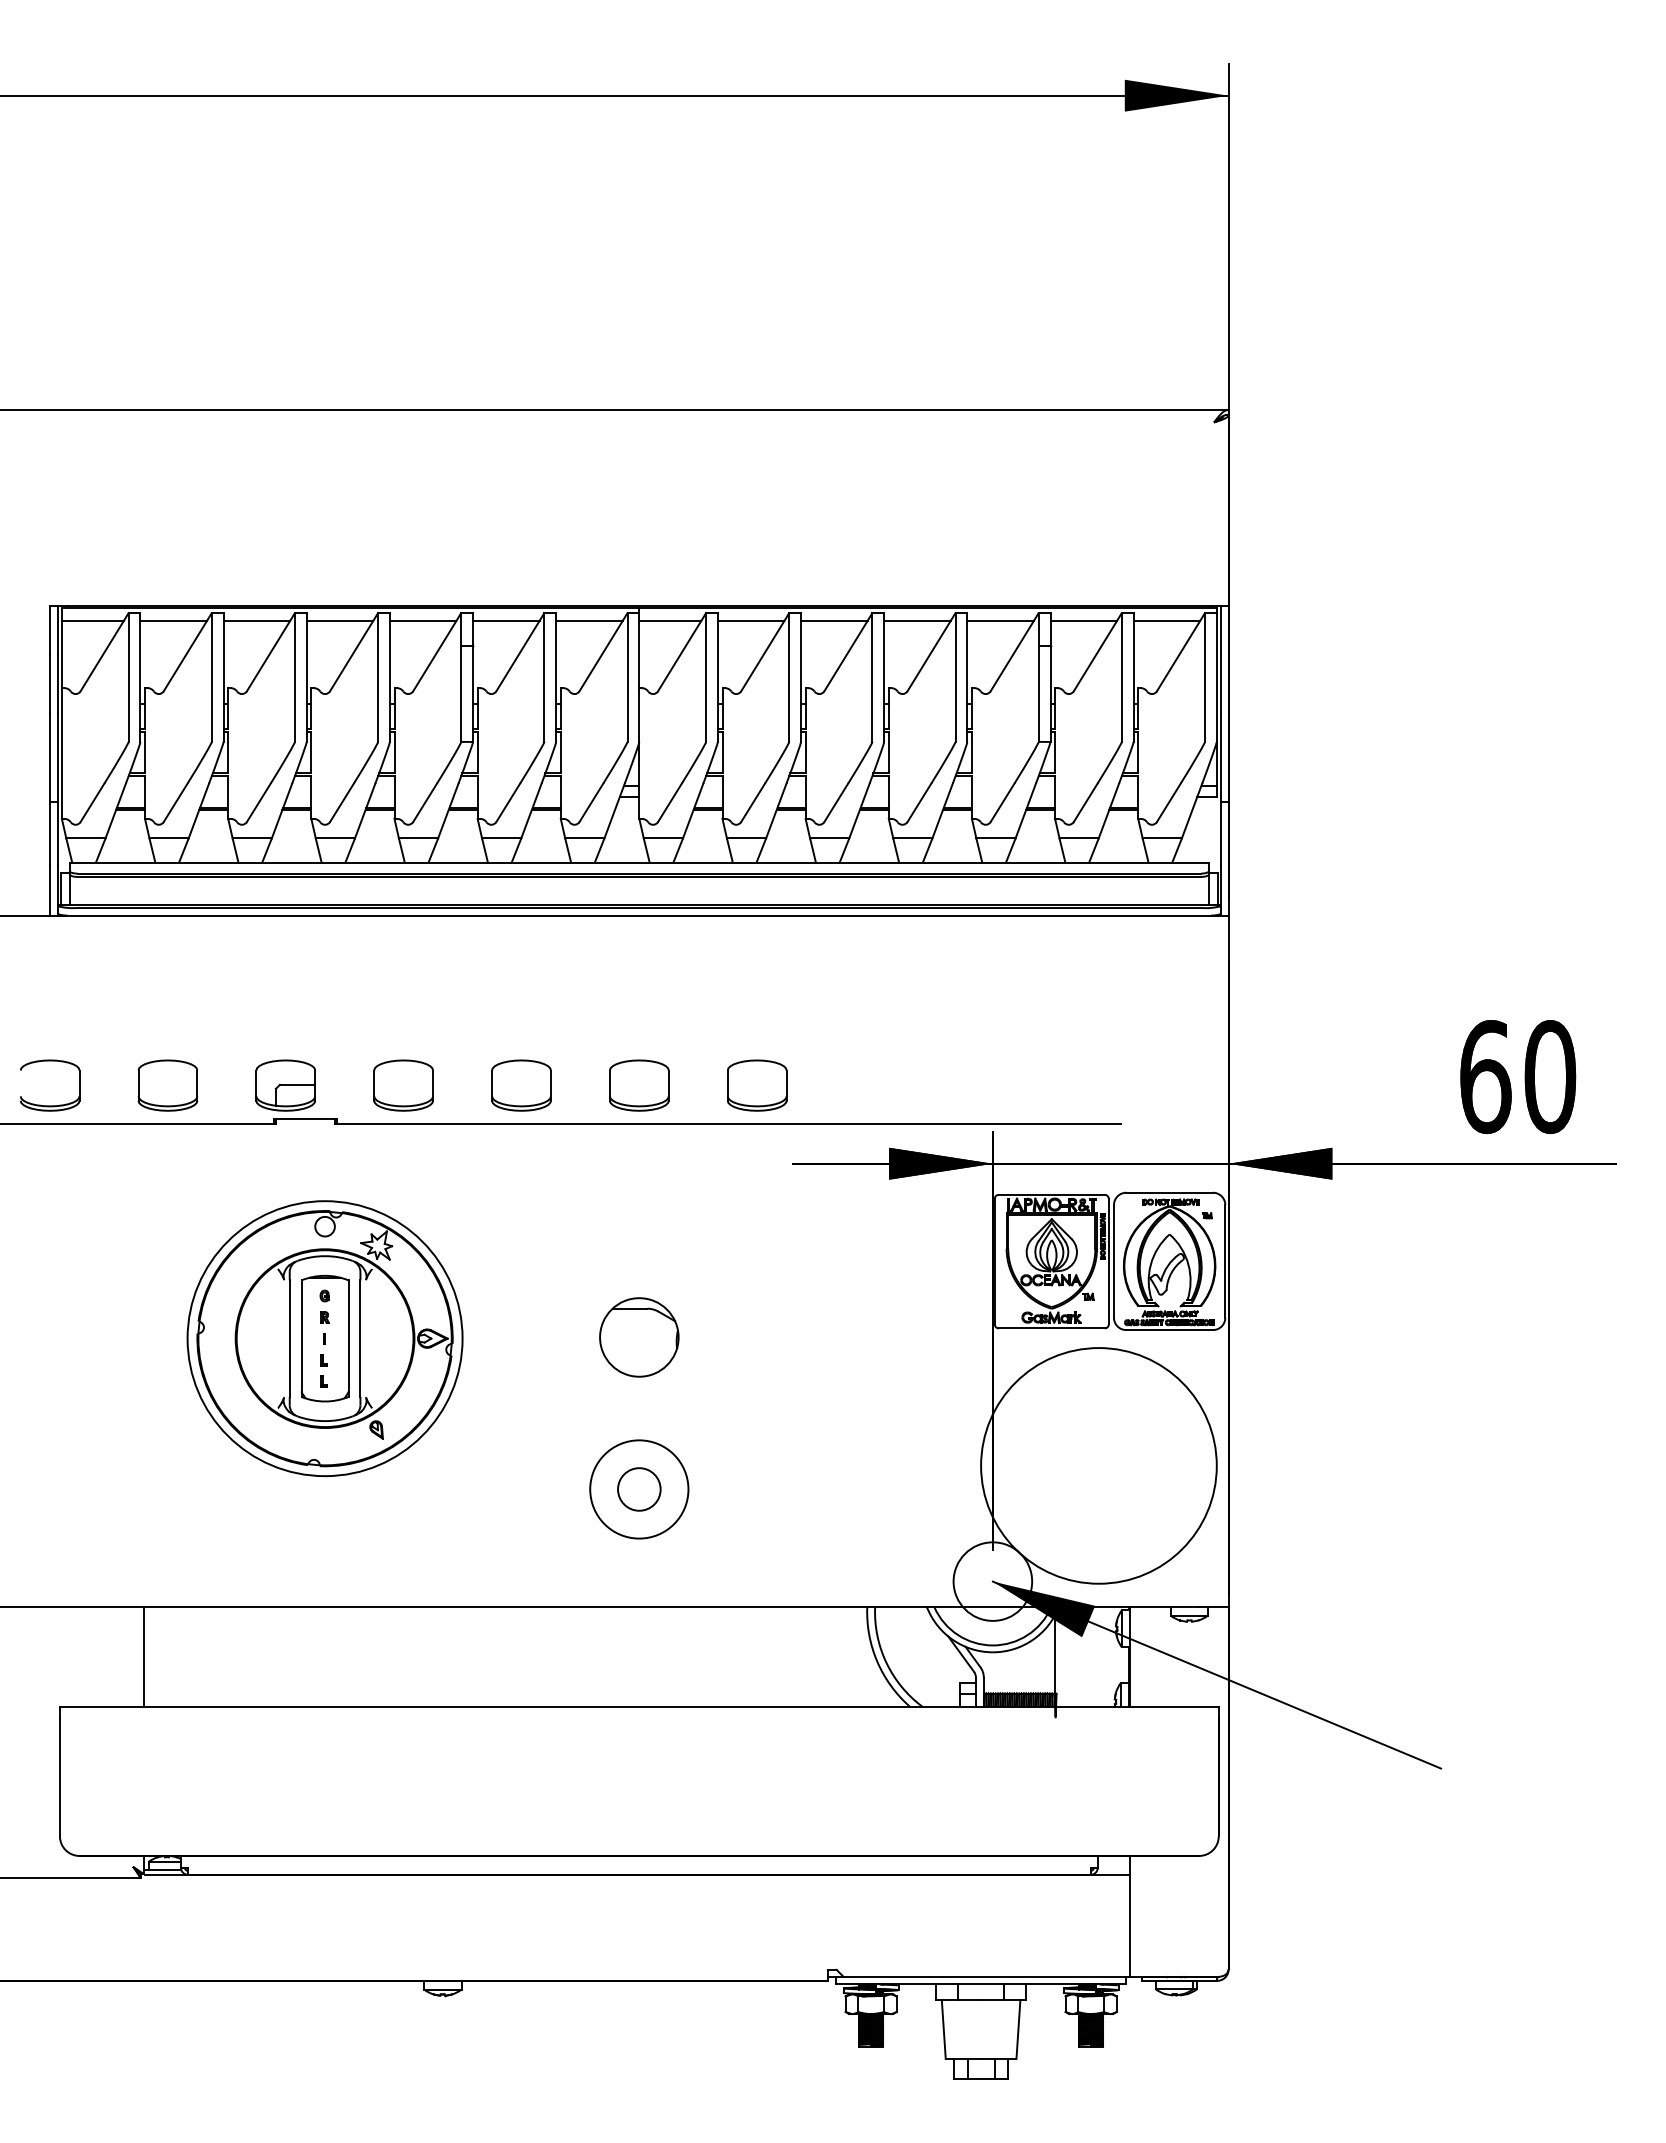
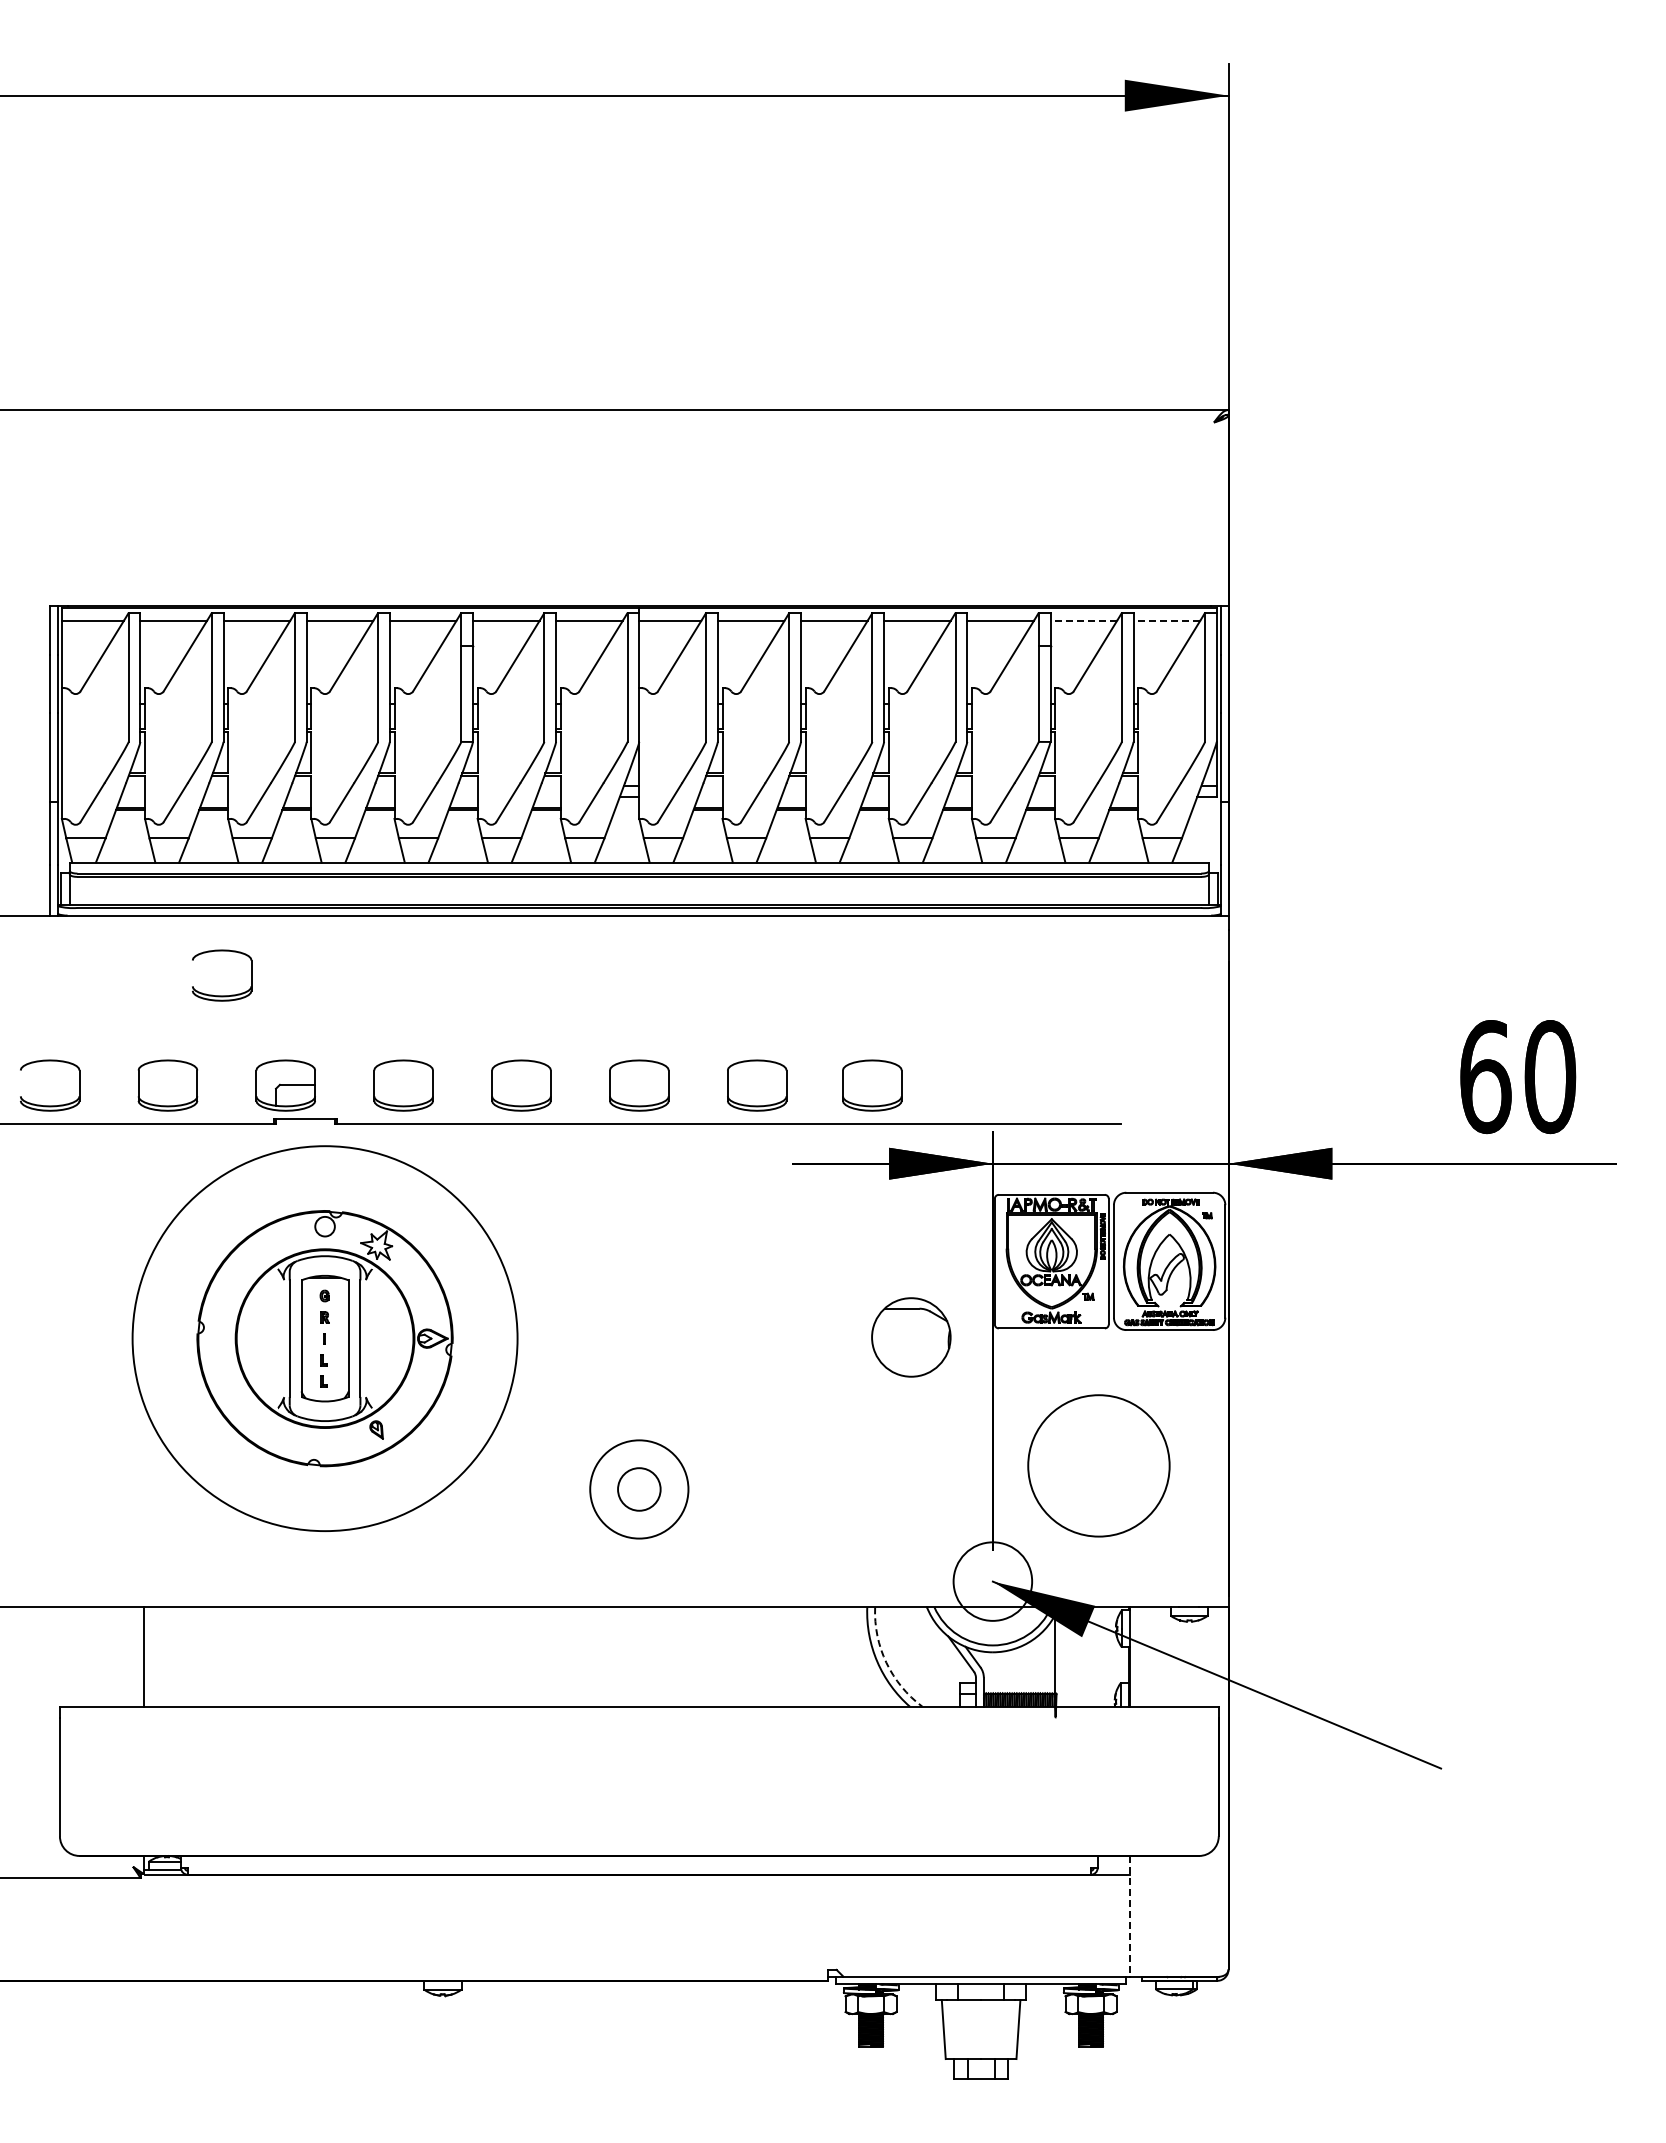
line: solid -> dashed (1083, 620)
line: solid -> dashed (1166, 620)
part: none -> present (222, 995)
part: none -> present (872, 1085)
part position: (639, 1337) -> (911, 1337) (911, 1337)
circle diameter: 275 px -> 385 px (324, 1338)
circle diameter: 236 px -> 141 px (1098, 1465)
arc: solid -> dashed (886, 1662)
line: solid -> dashed (1130, 1916)
